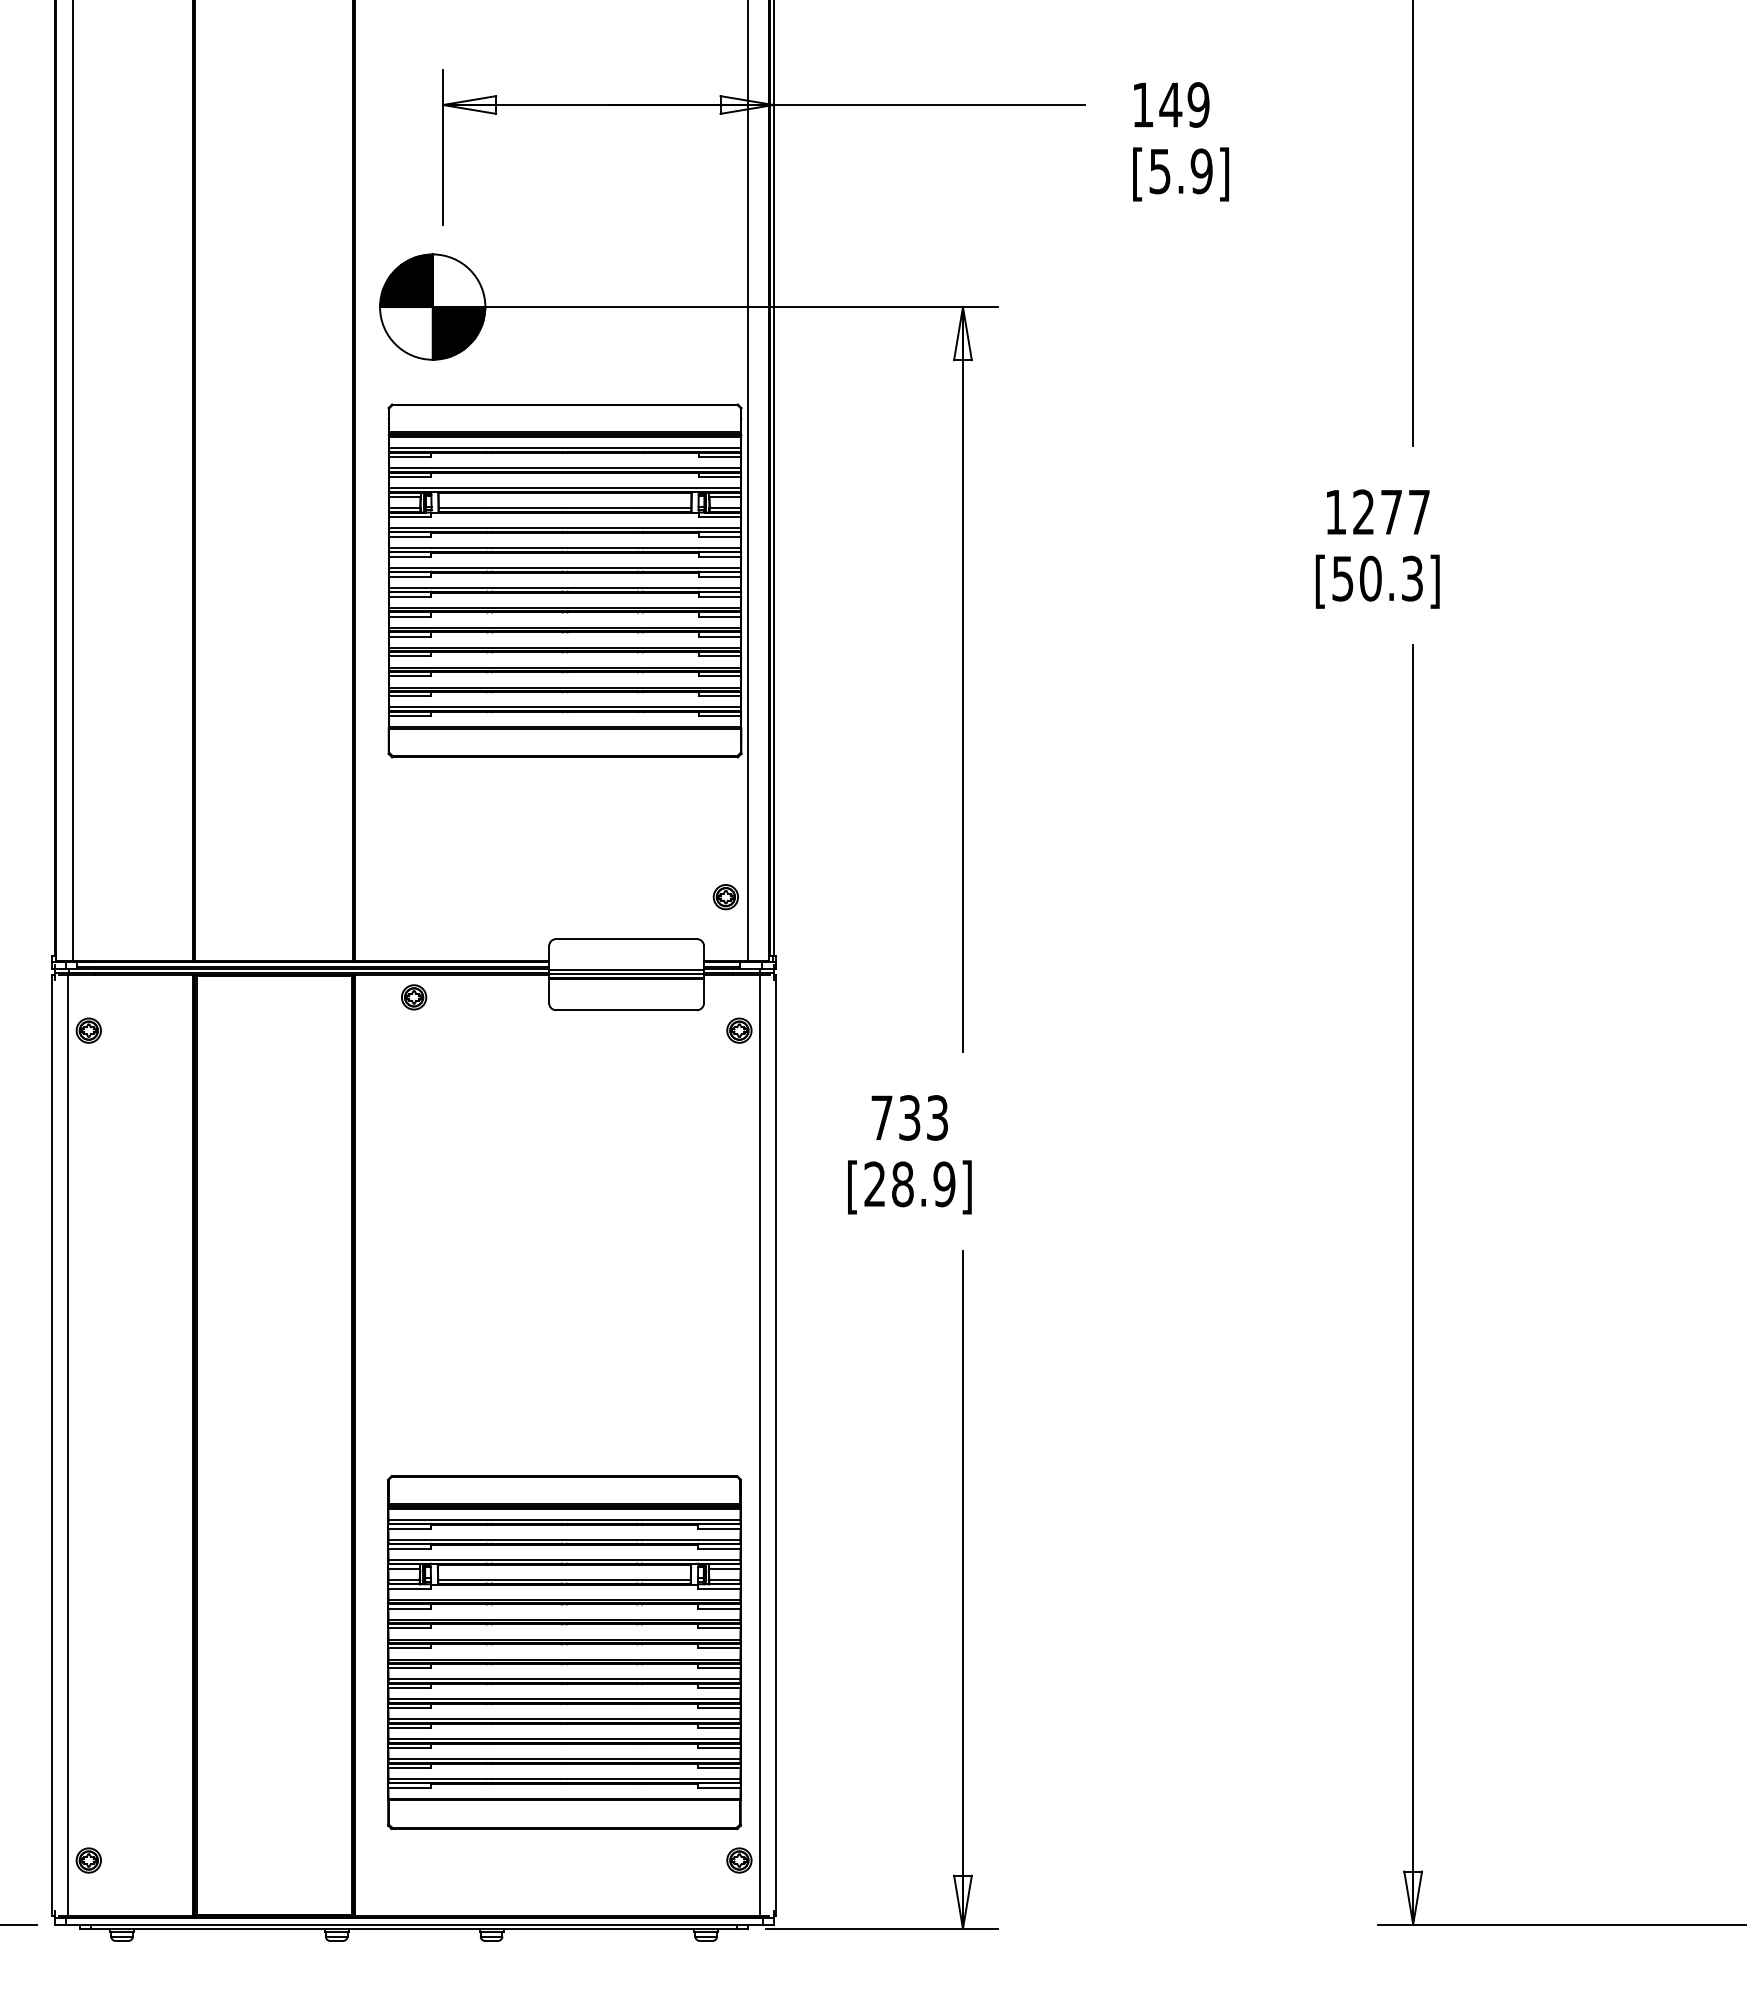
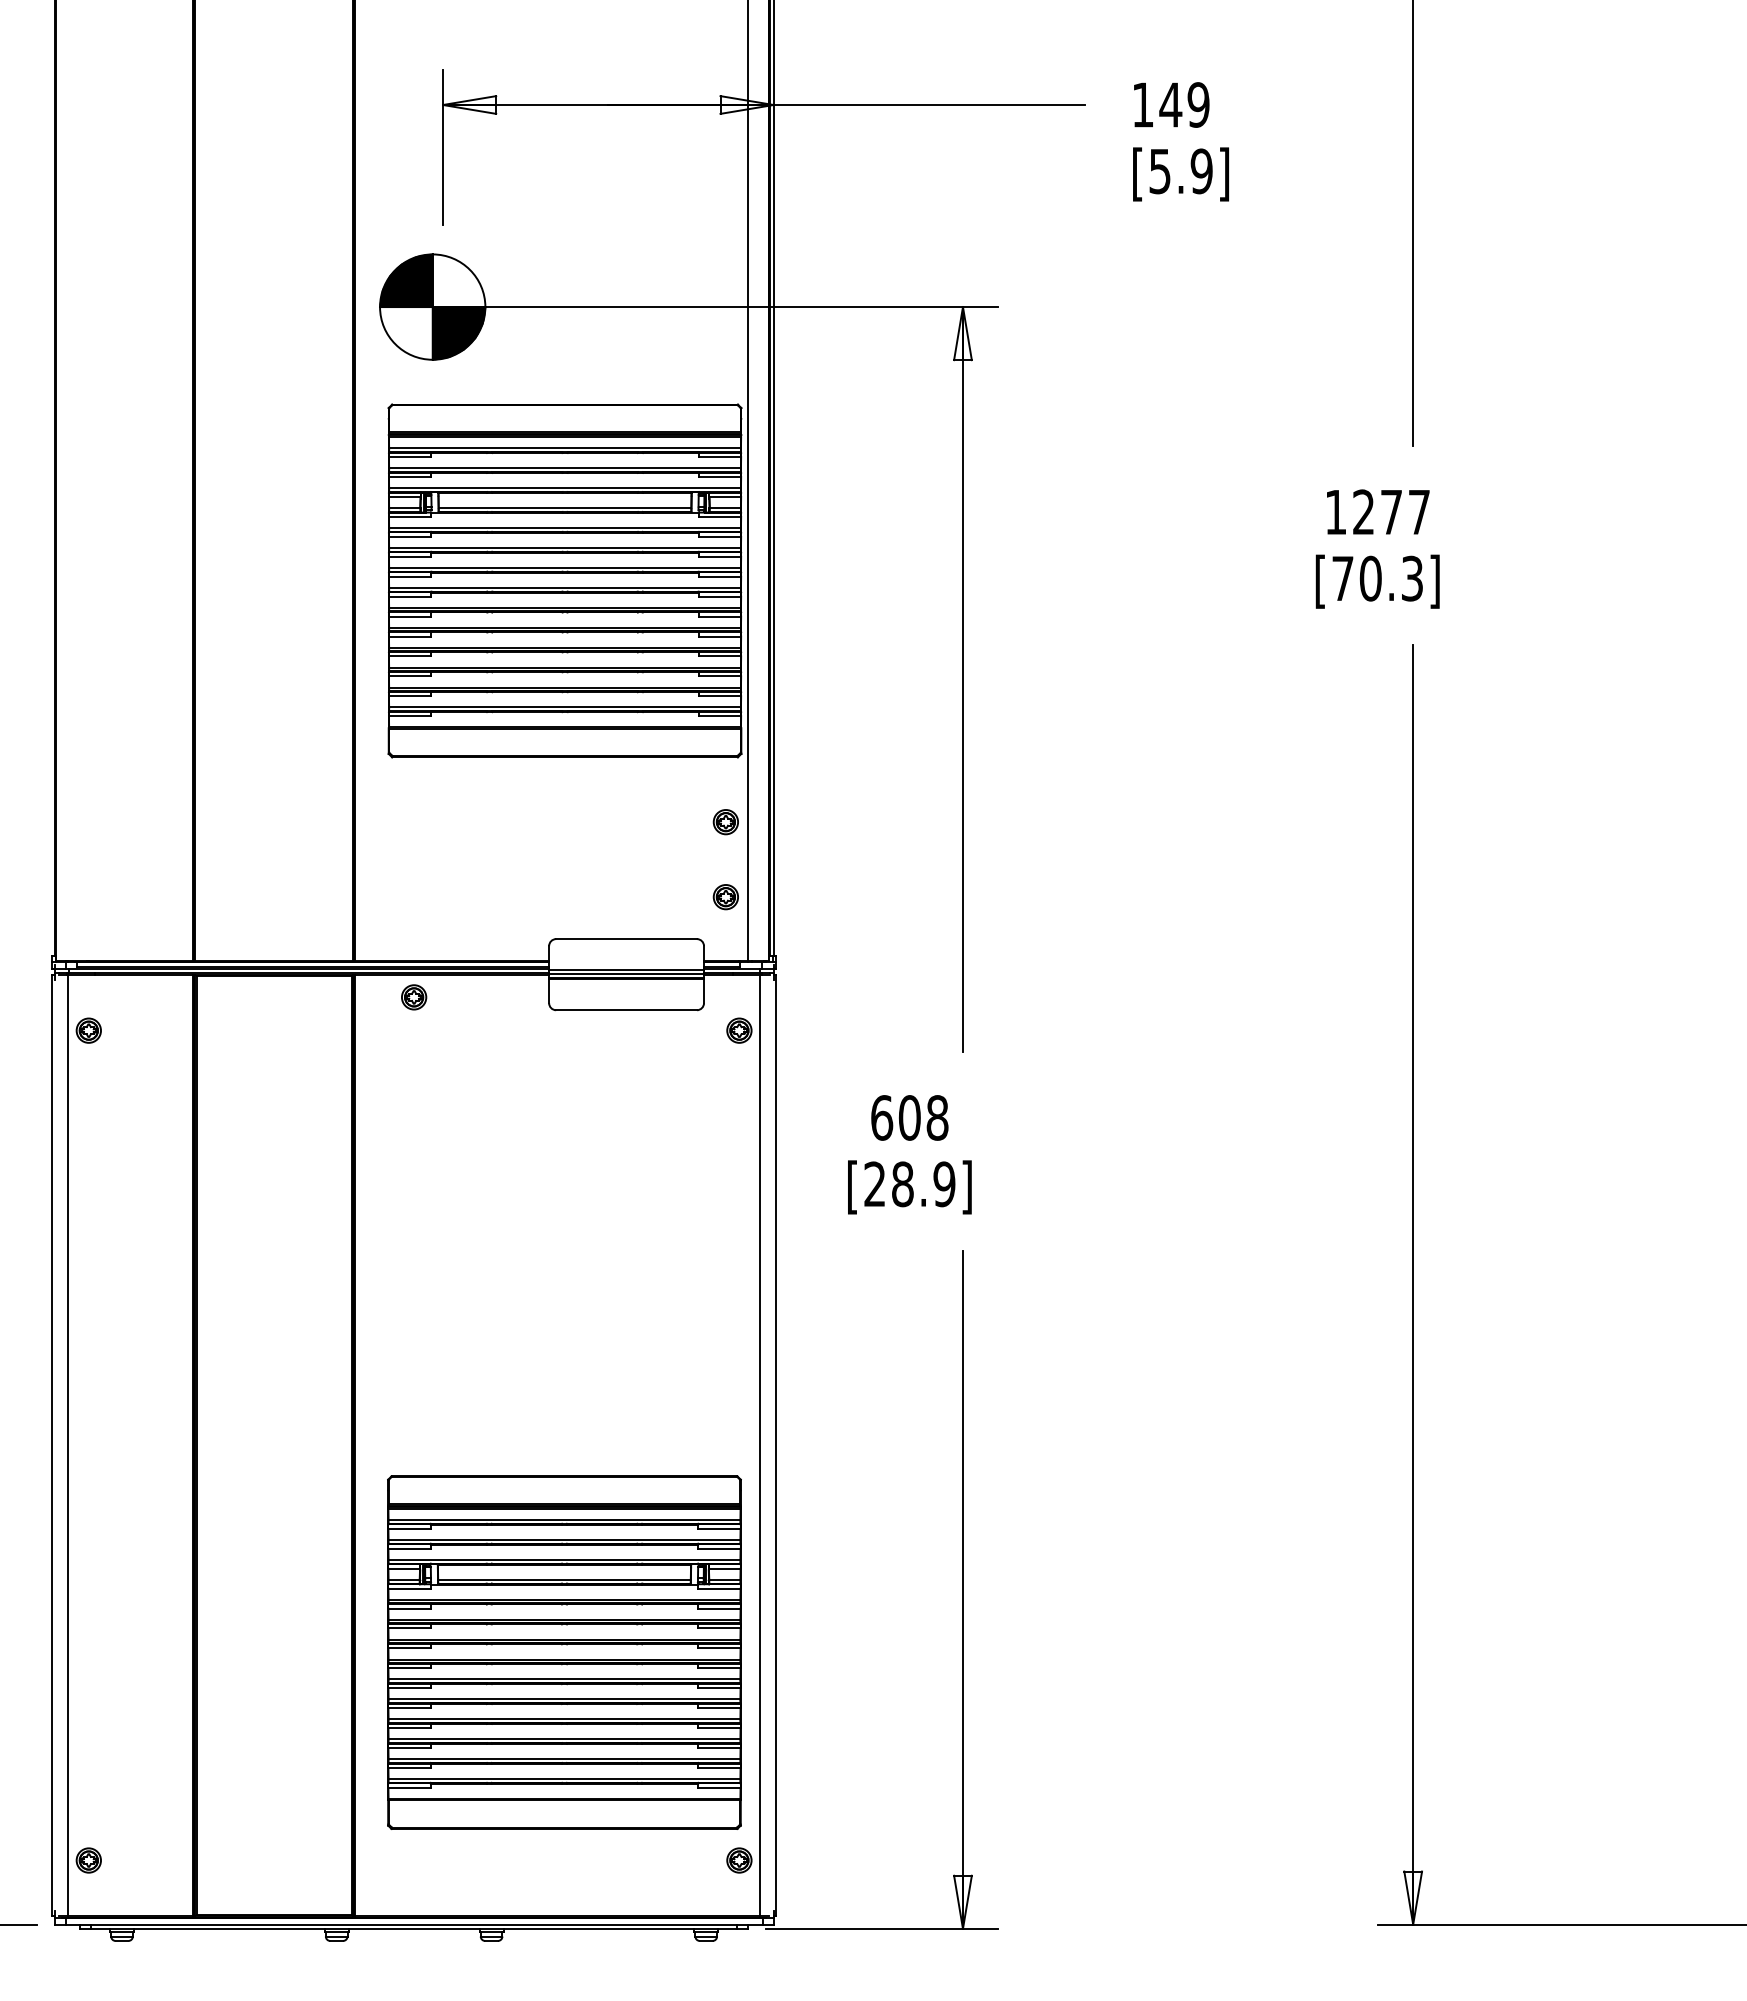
line: present -> none (73, 481)
text: [50.3] -> [70.3] (1342, 578)
part: none -> present (725, 822)
text: 733 -> 608 (909, 1117)
